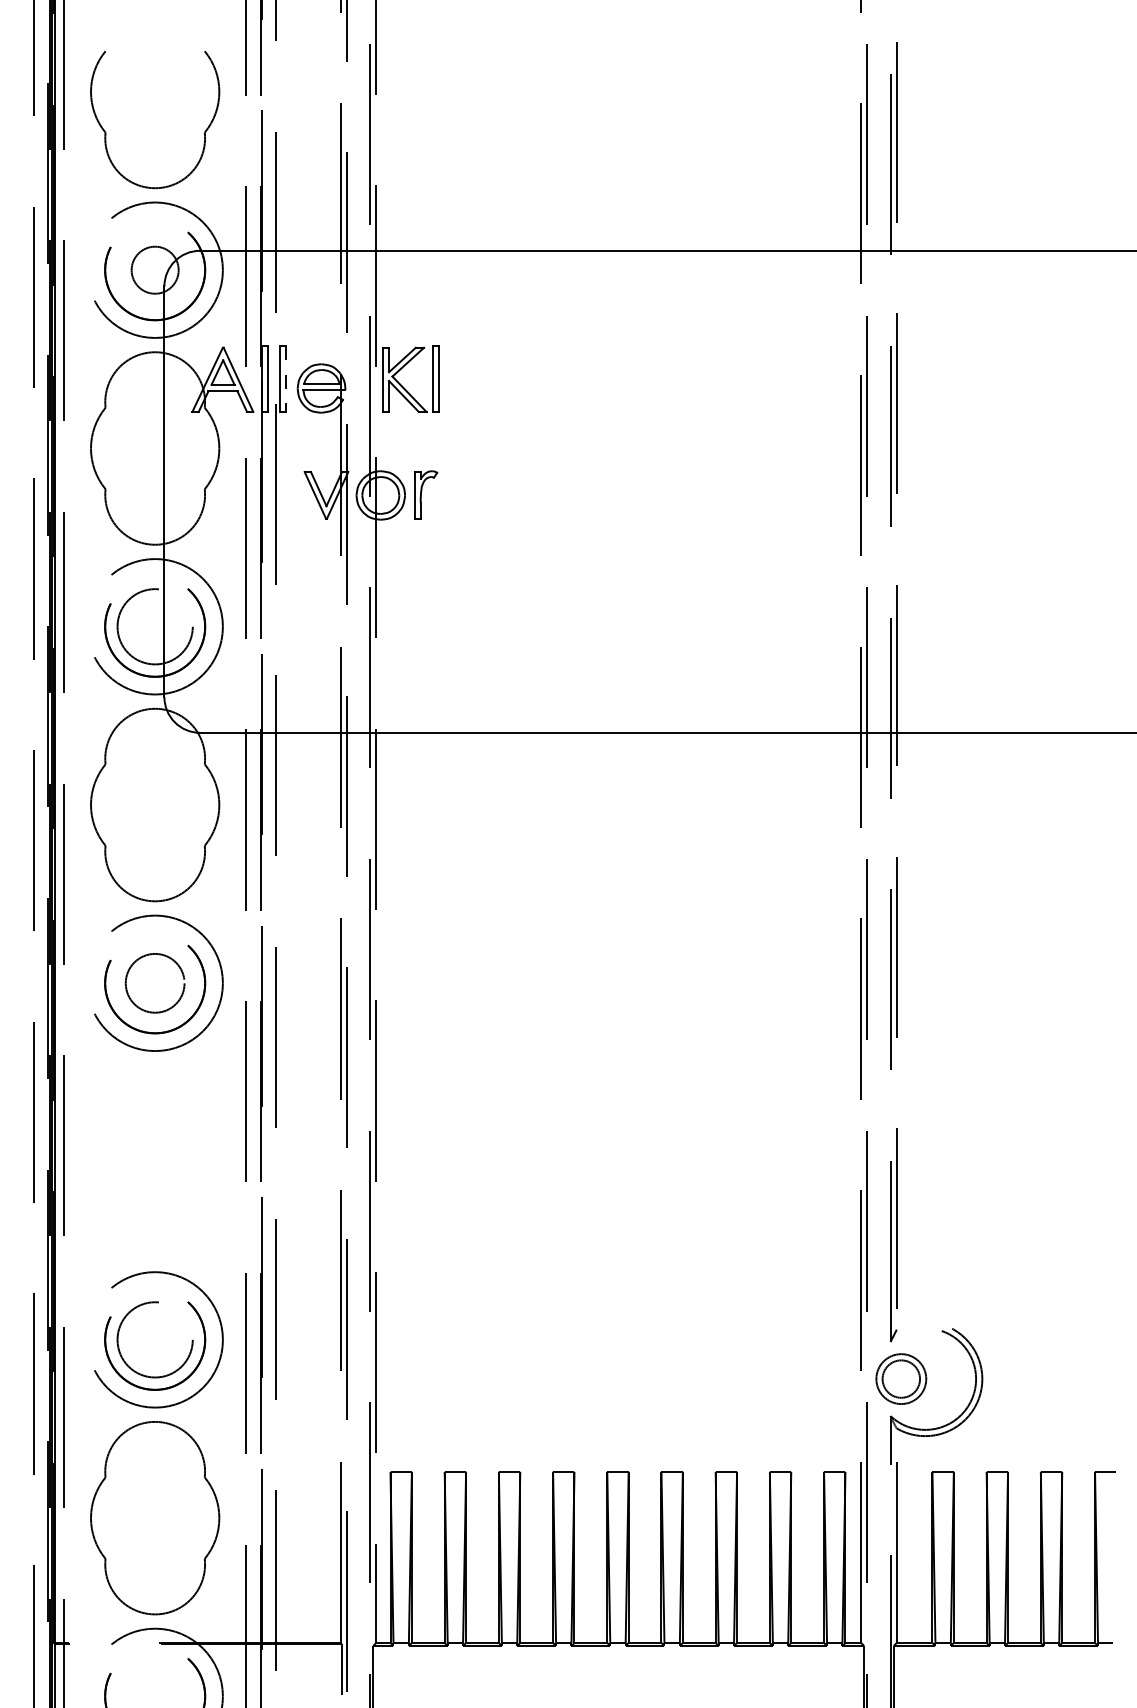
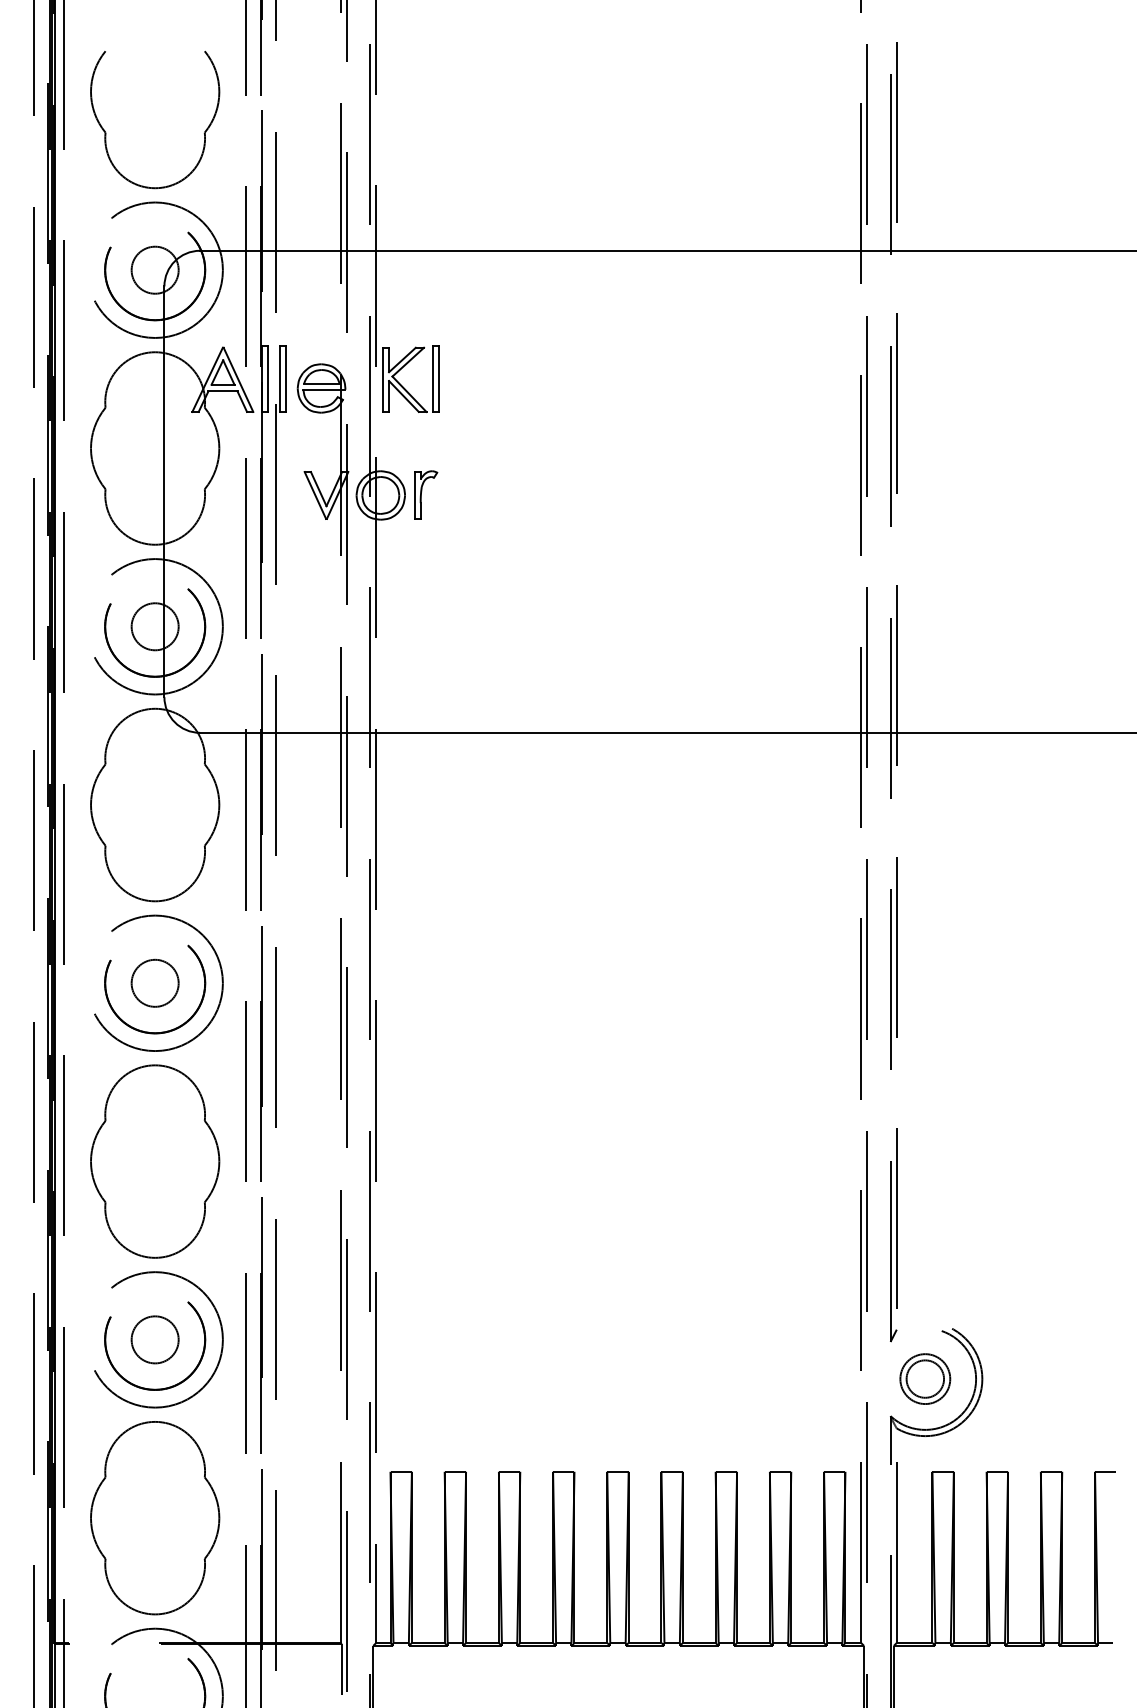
line: dashed -> solid (286, 379)
circle diameter: 75 px -> 47 px (154, 626)
circle diameter: 59 px -> 47 px (154, 982)
part: none -> present (155, 1161)
circle diameter: 75 px -> 47 px (154, 1339)
part position: (901, 1378) -> (925, 1378) (925, 1378)
